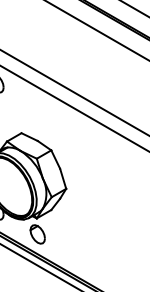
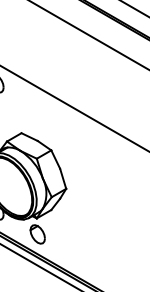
line position: (96, 30) -> (88, 35) (88, 35)
line: present -> none (74, 92)
